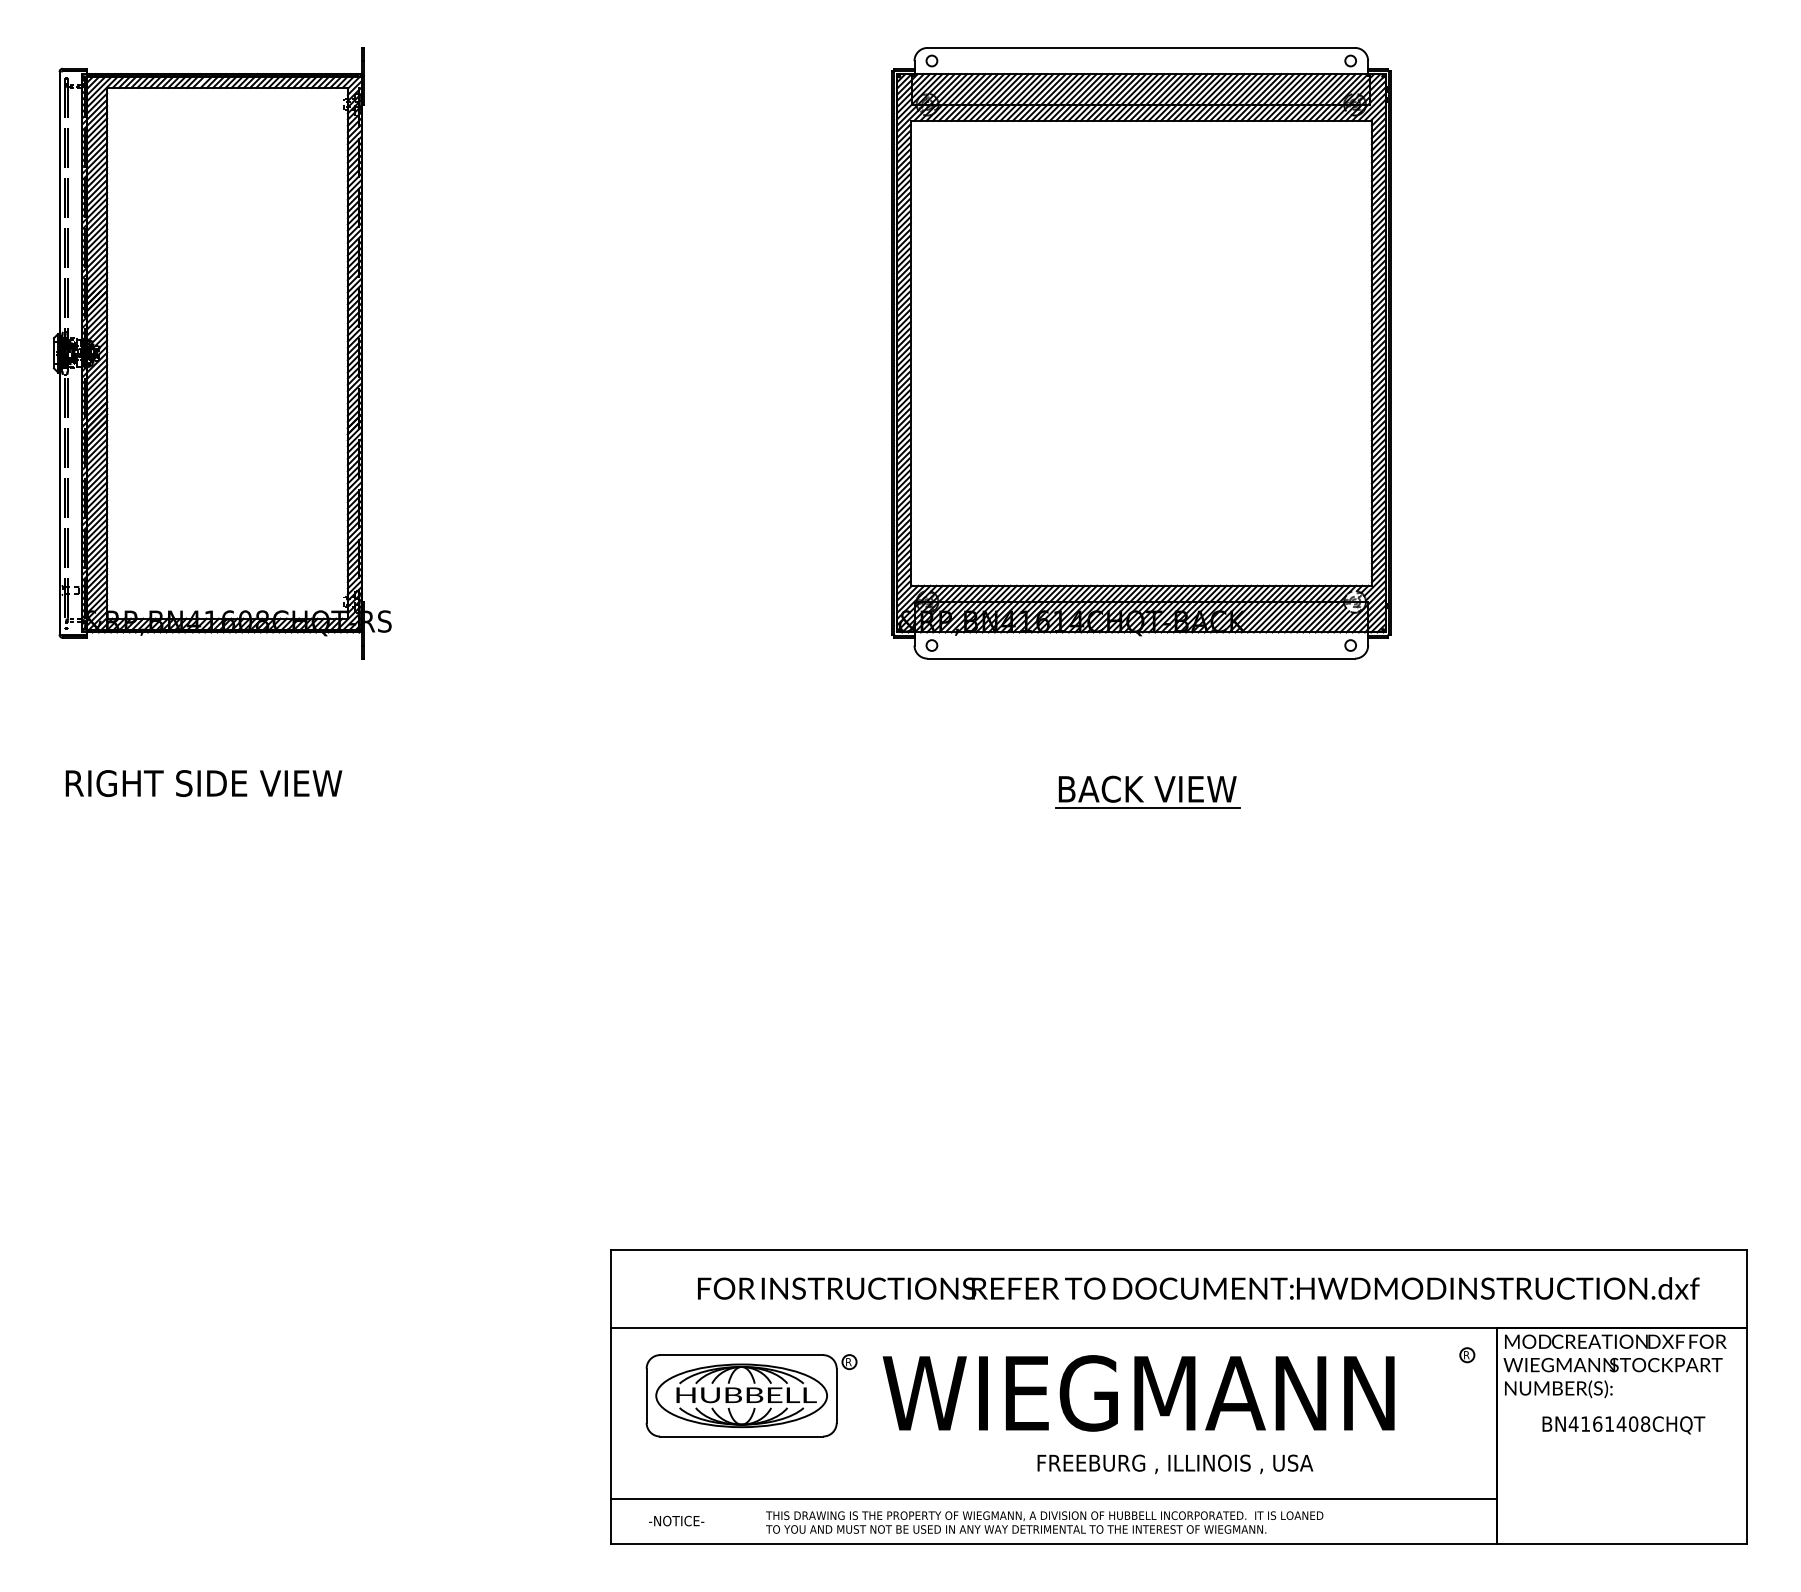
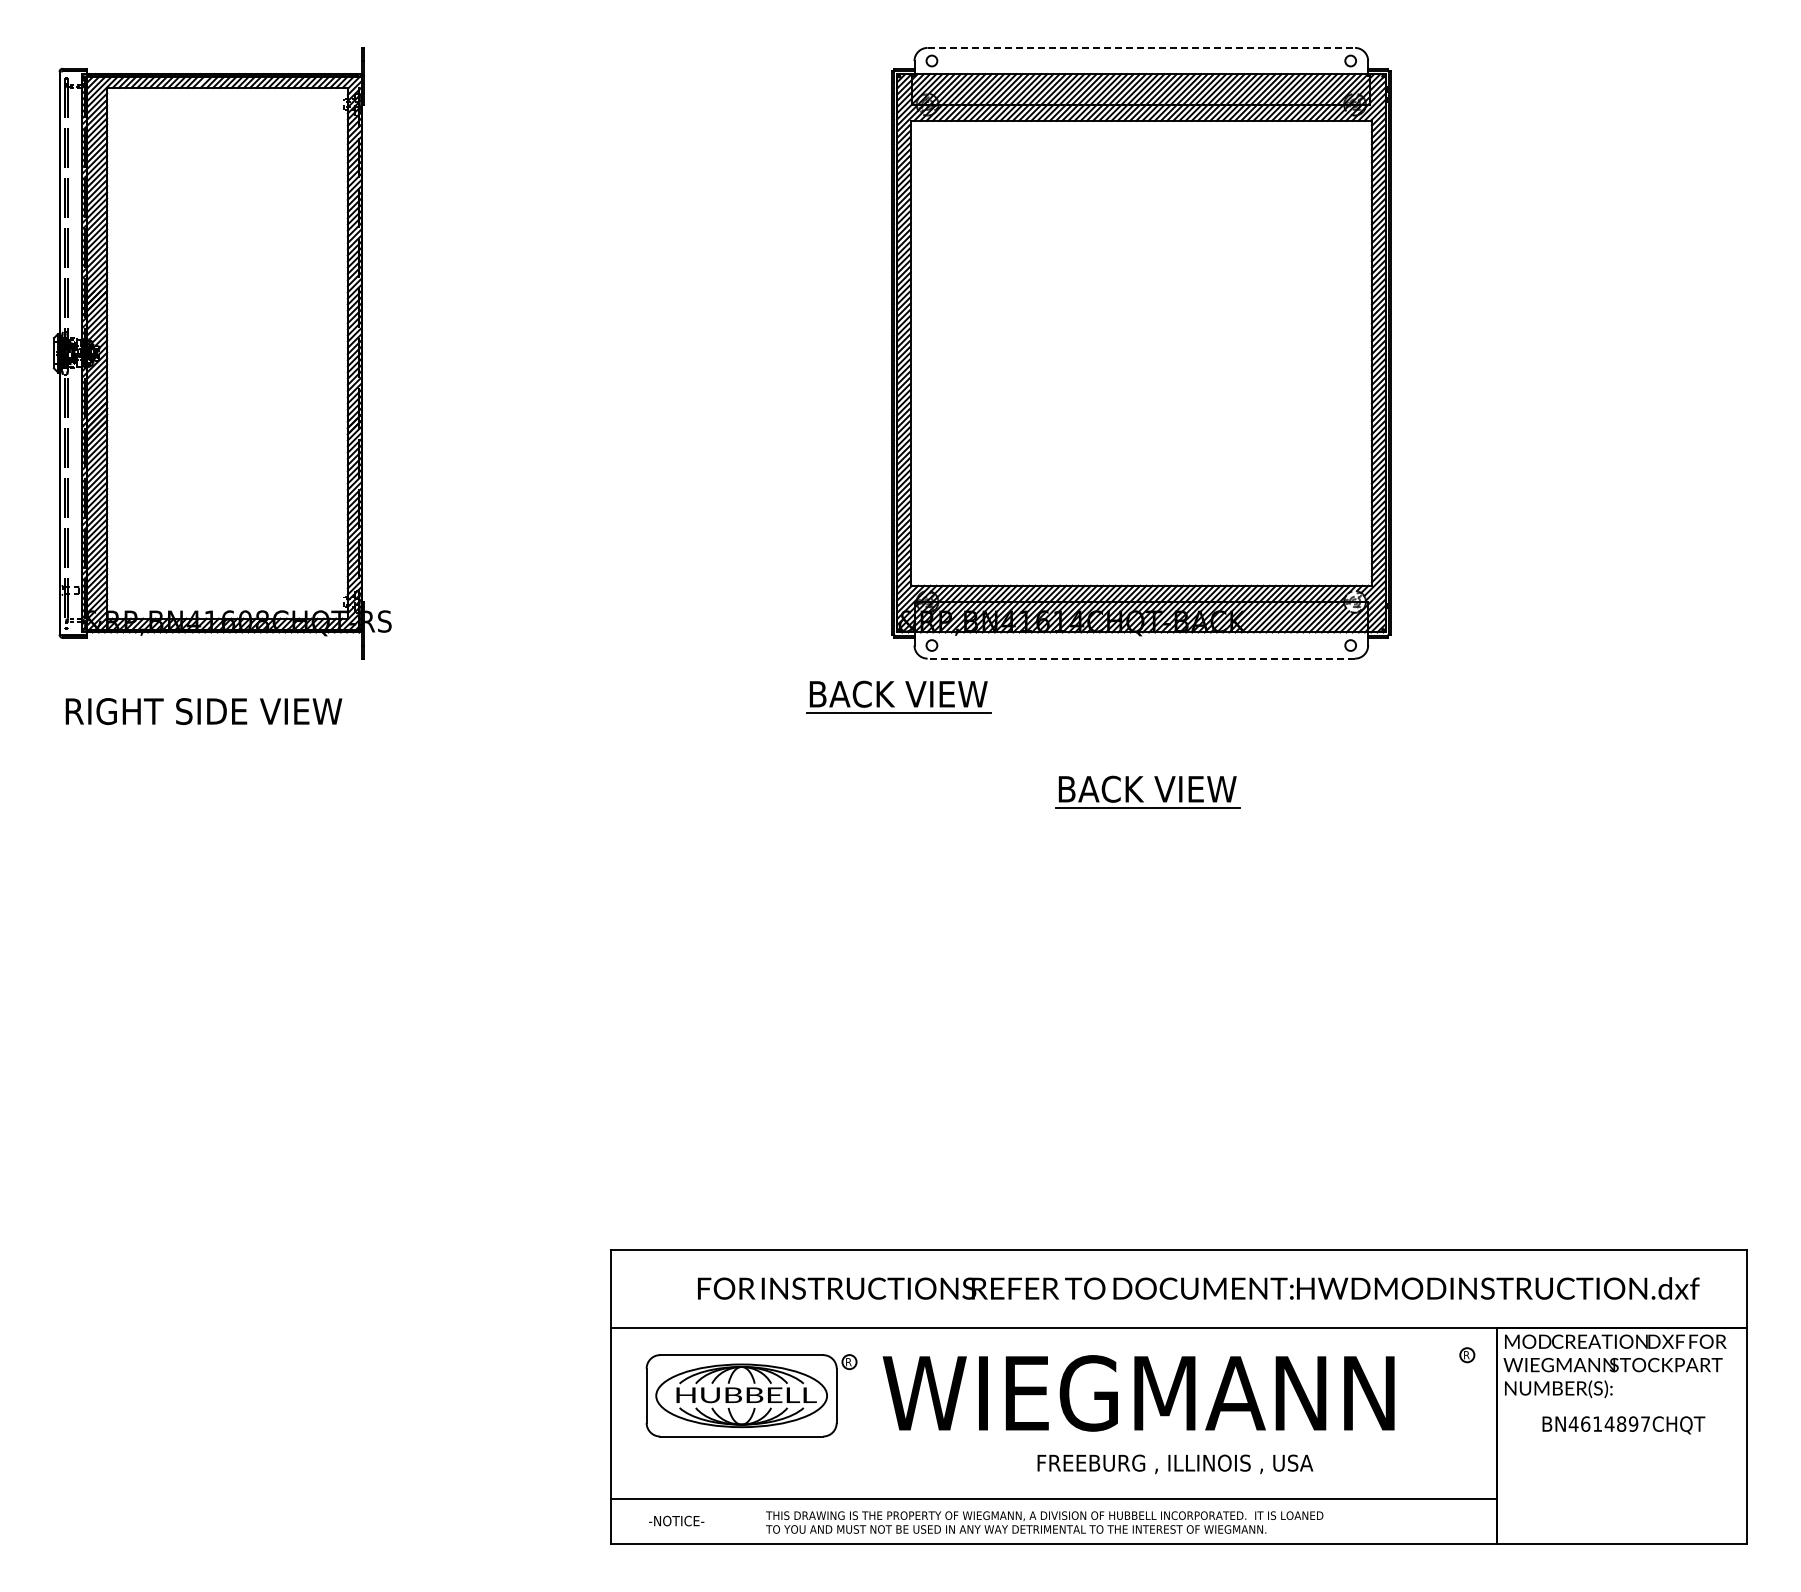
line: solid -> dashed (1141, 47)
line: solid -> dashed (1141, 658)
part: none -> present (890, 701)
text position: (203, 783) -> (203, 711) (203, 711)
text: BN4161408CHQT -> BN4614897CHQT (1615, 1423)
